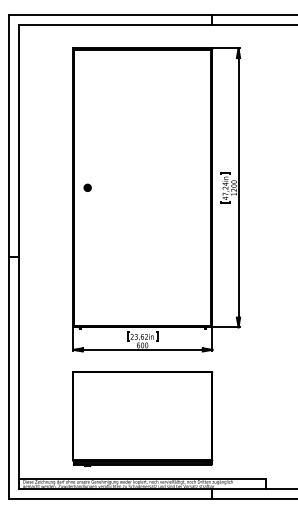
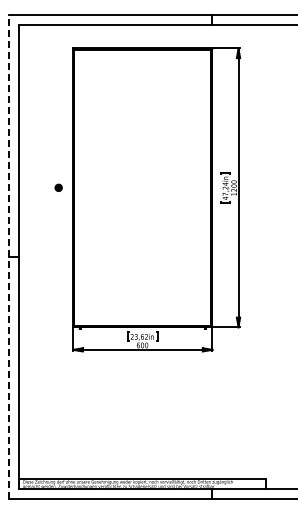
part position: (87, 187) -> (58, 187) (58, 187)
line: solid -> dashed (8, 257)
part: present -> none (142, 419)
